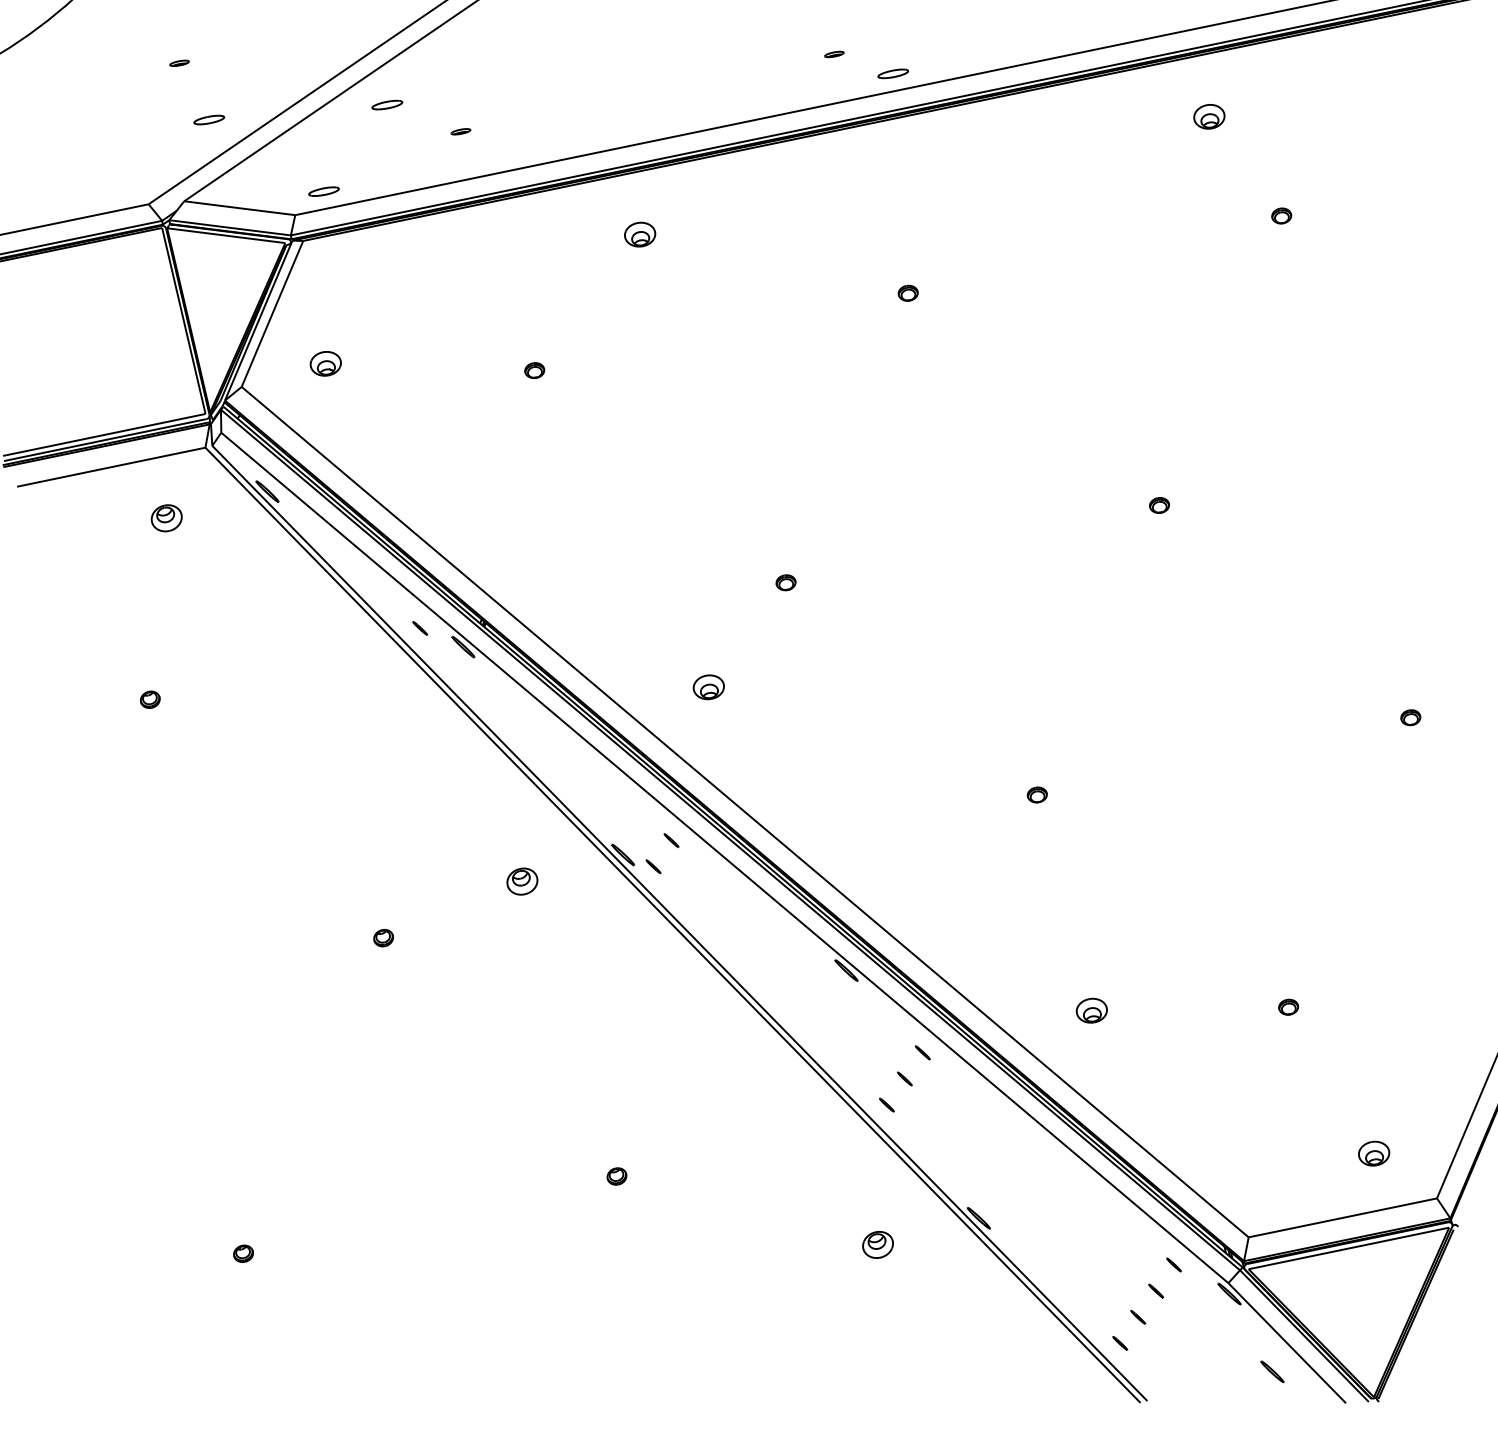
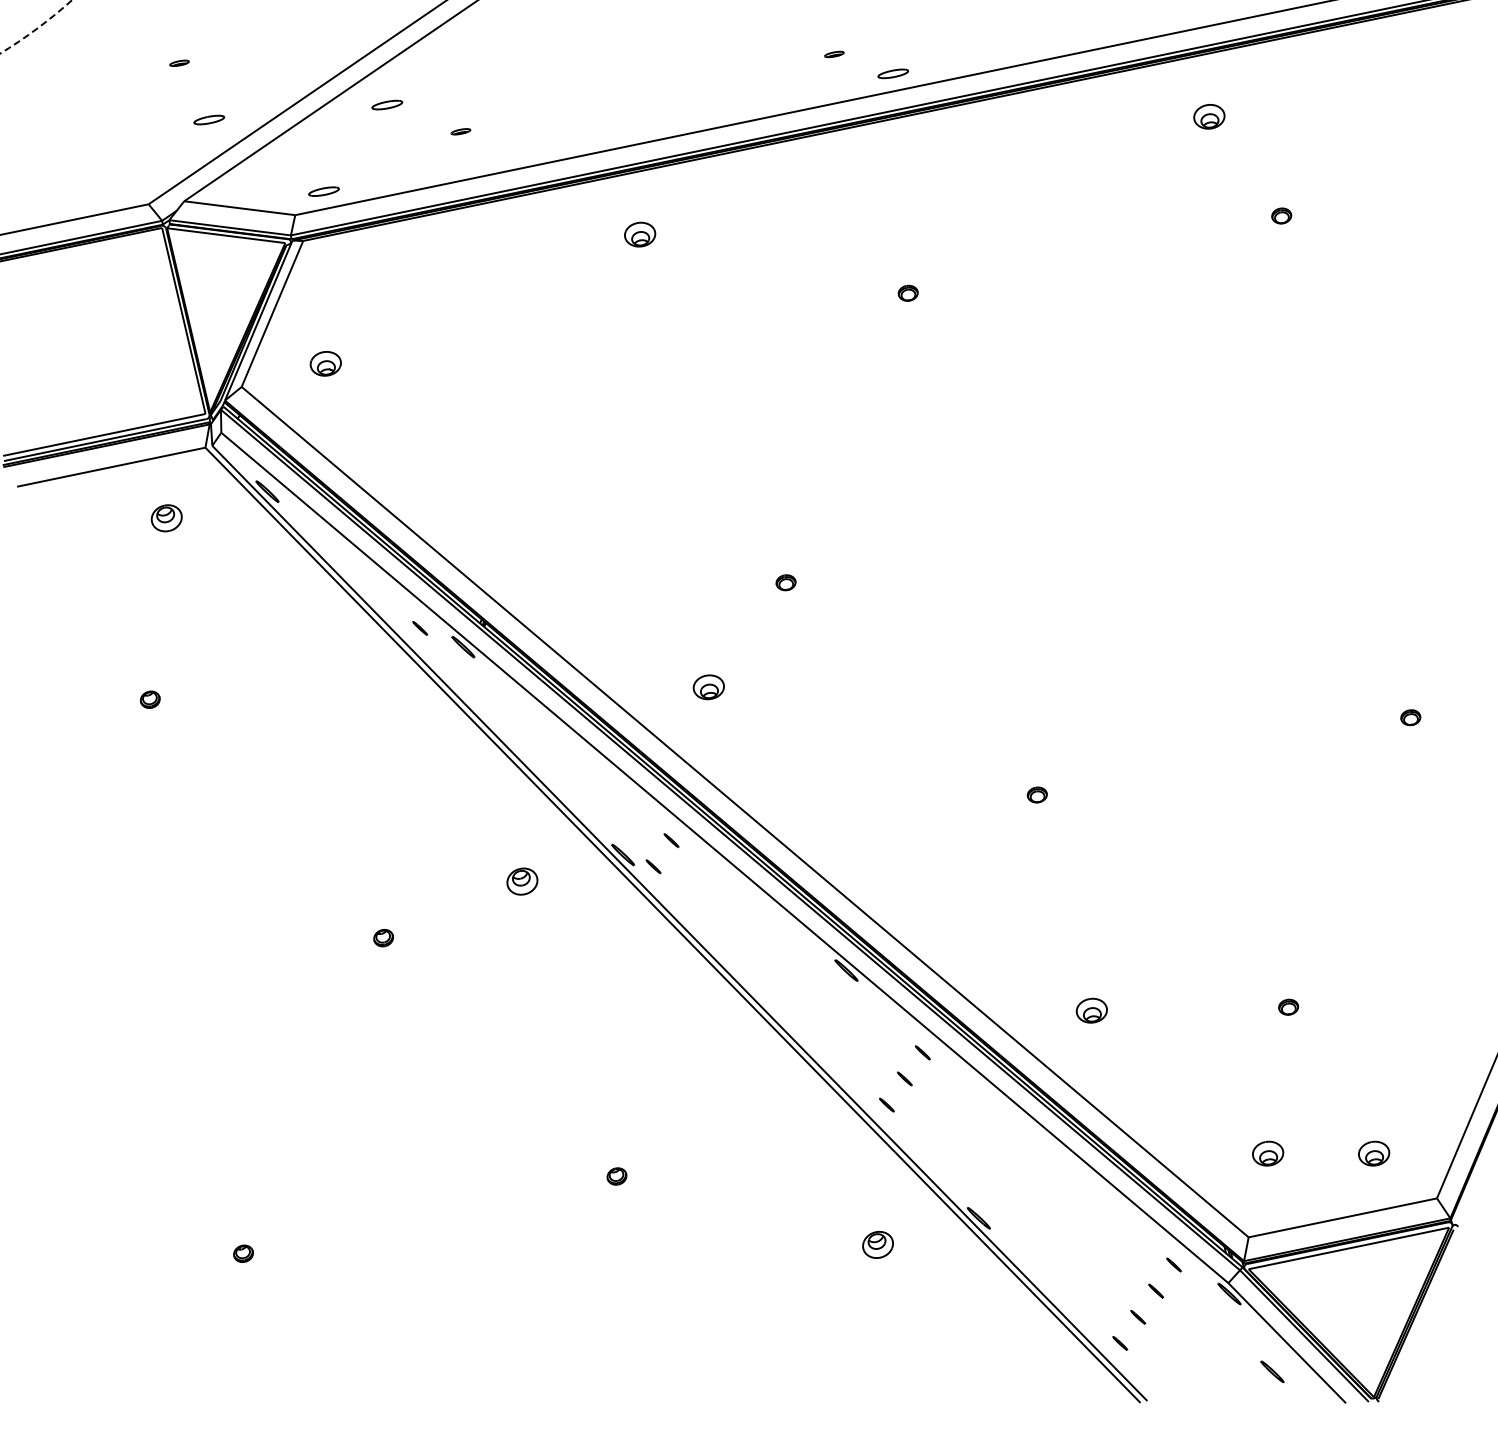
circle: solid -> dashed (36, 26)
part: present -> none (534, 370)
part: present -> none (1159, 505)
part: none -> present (1268, 1153)
